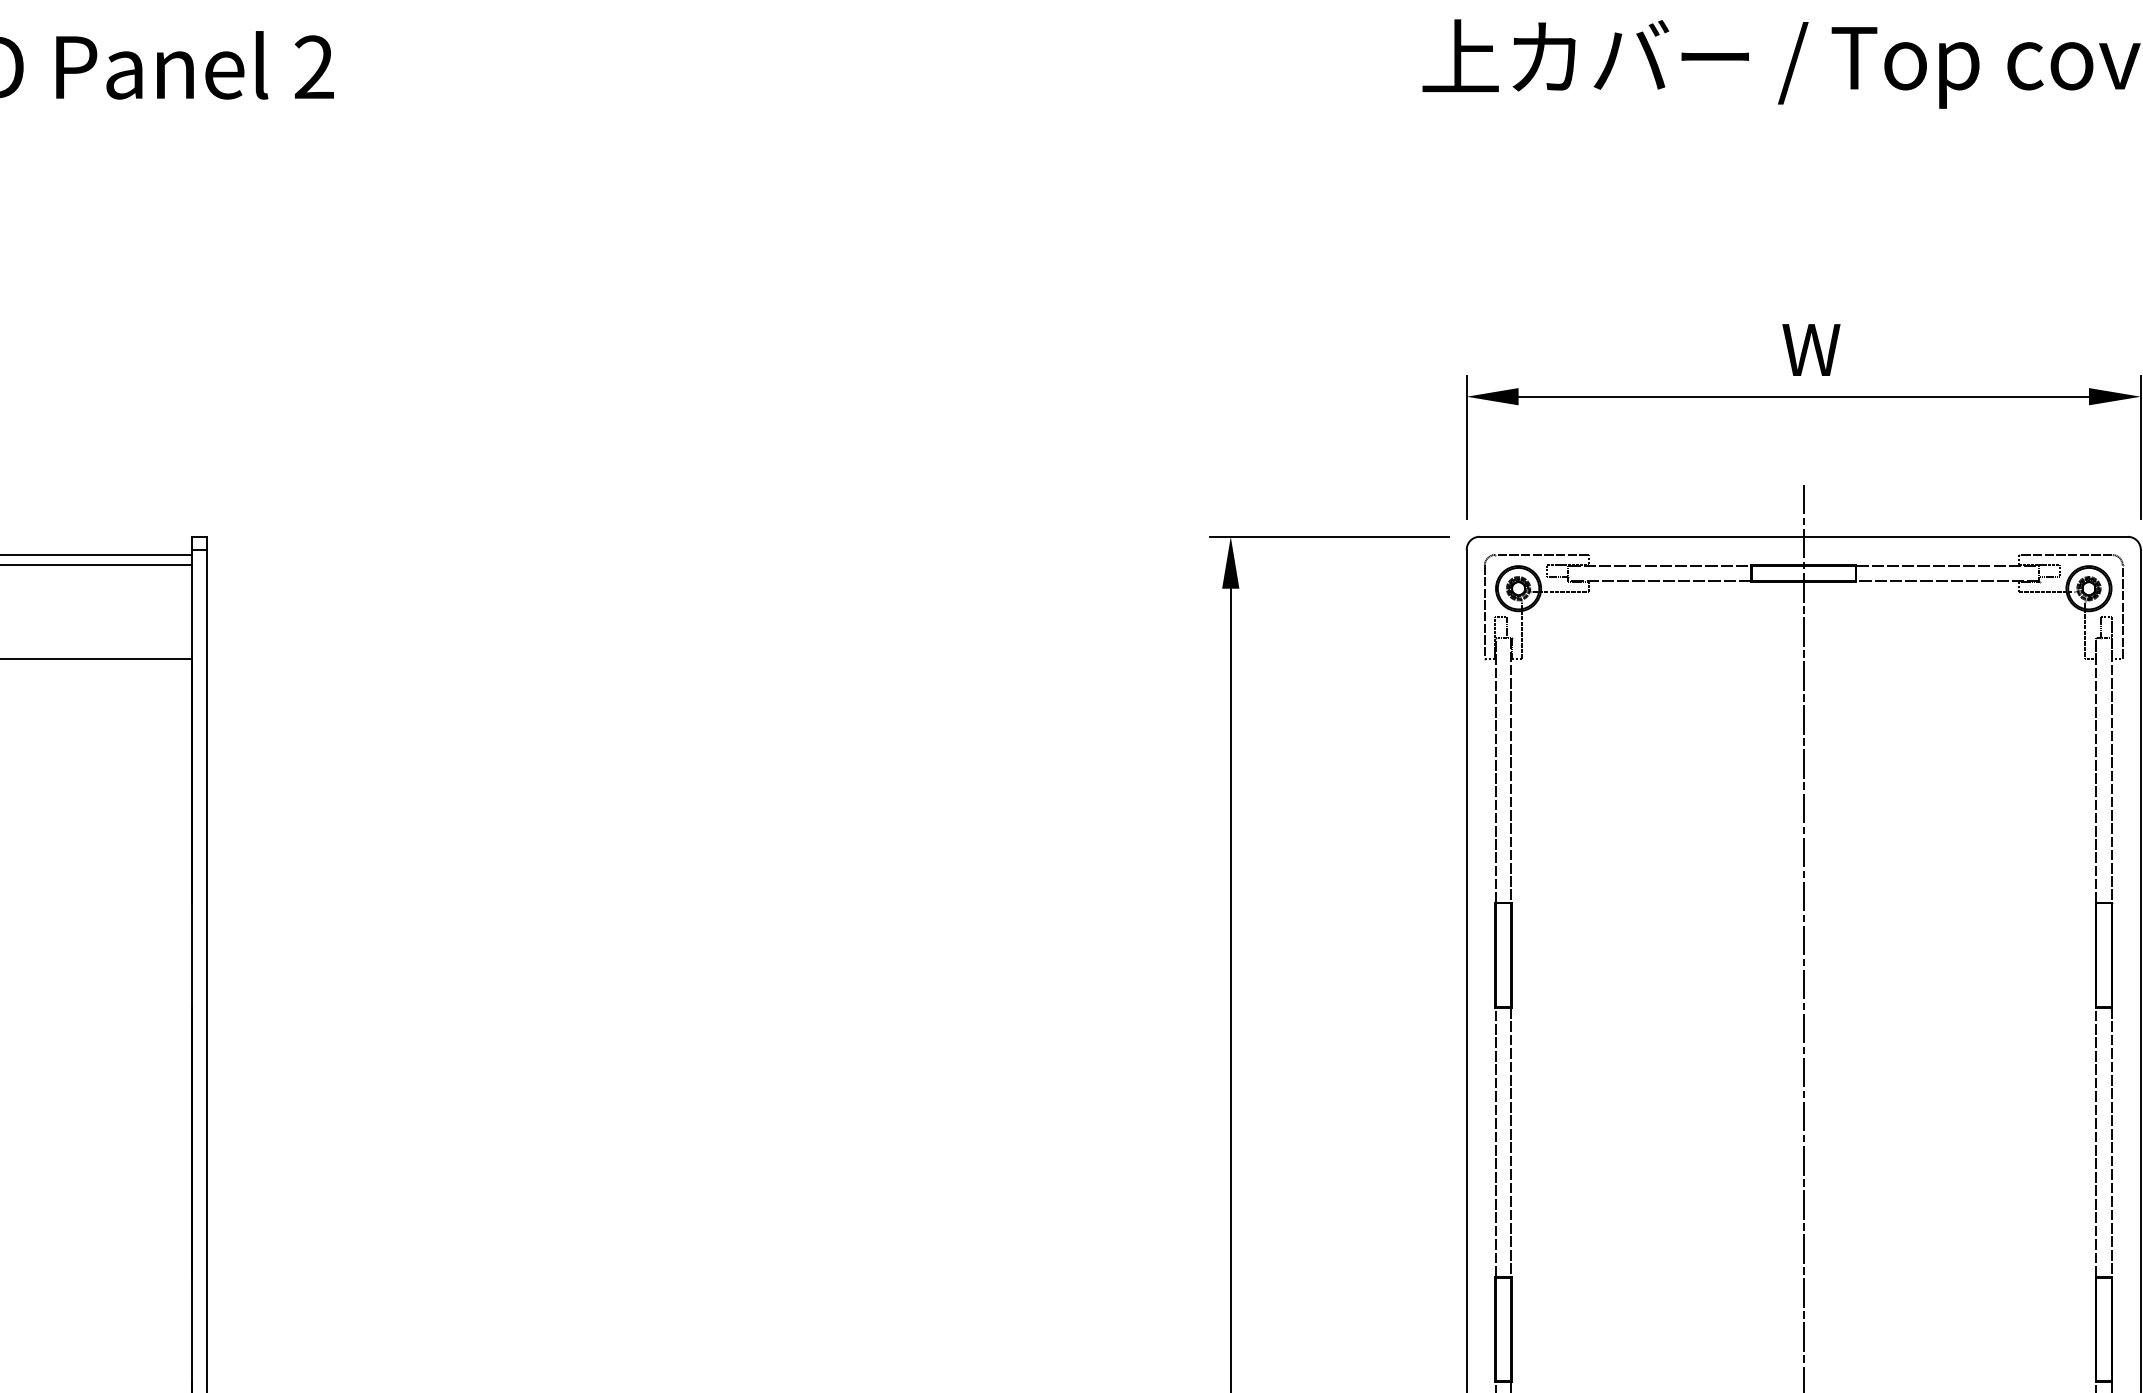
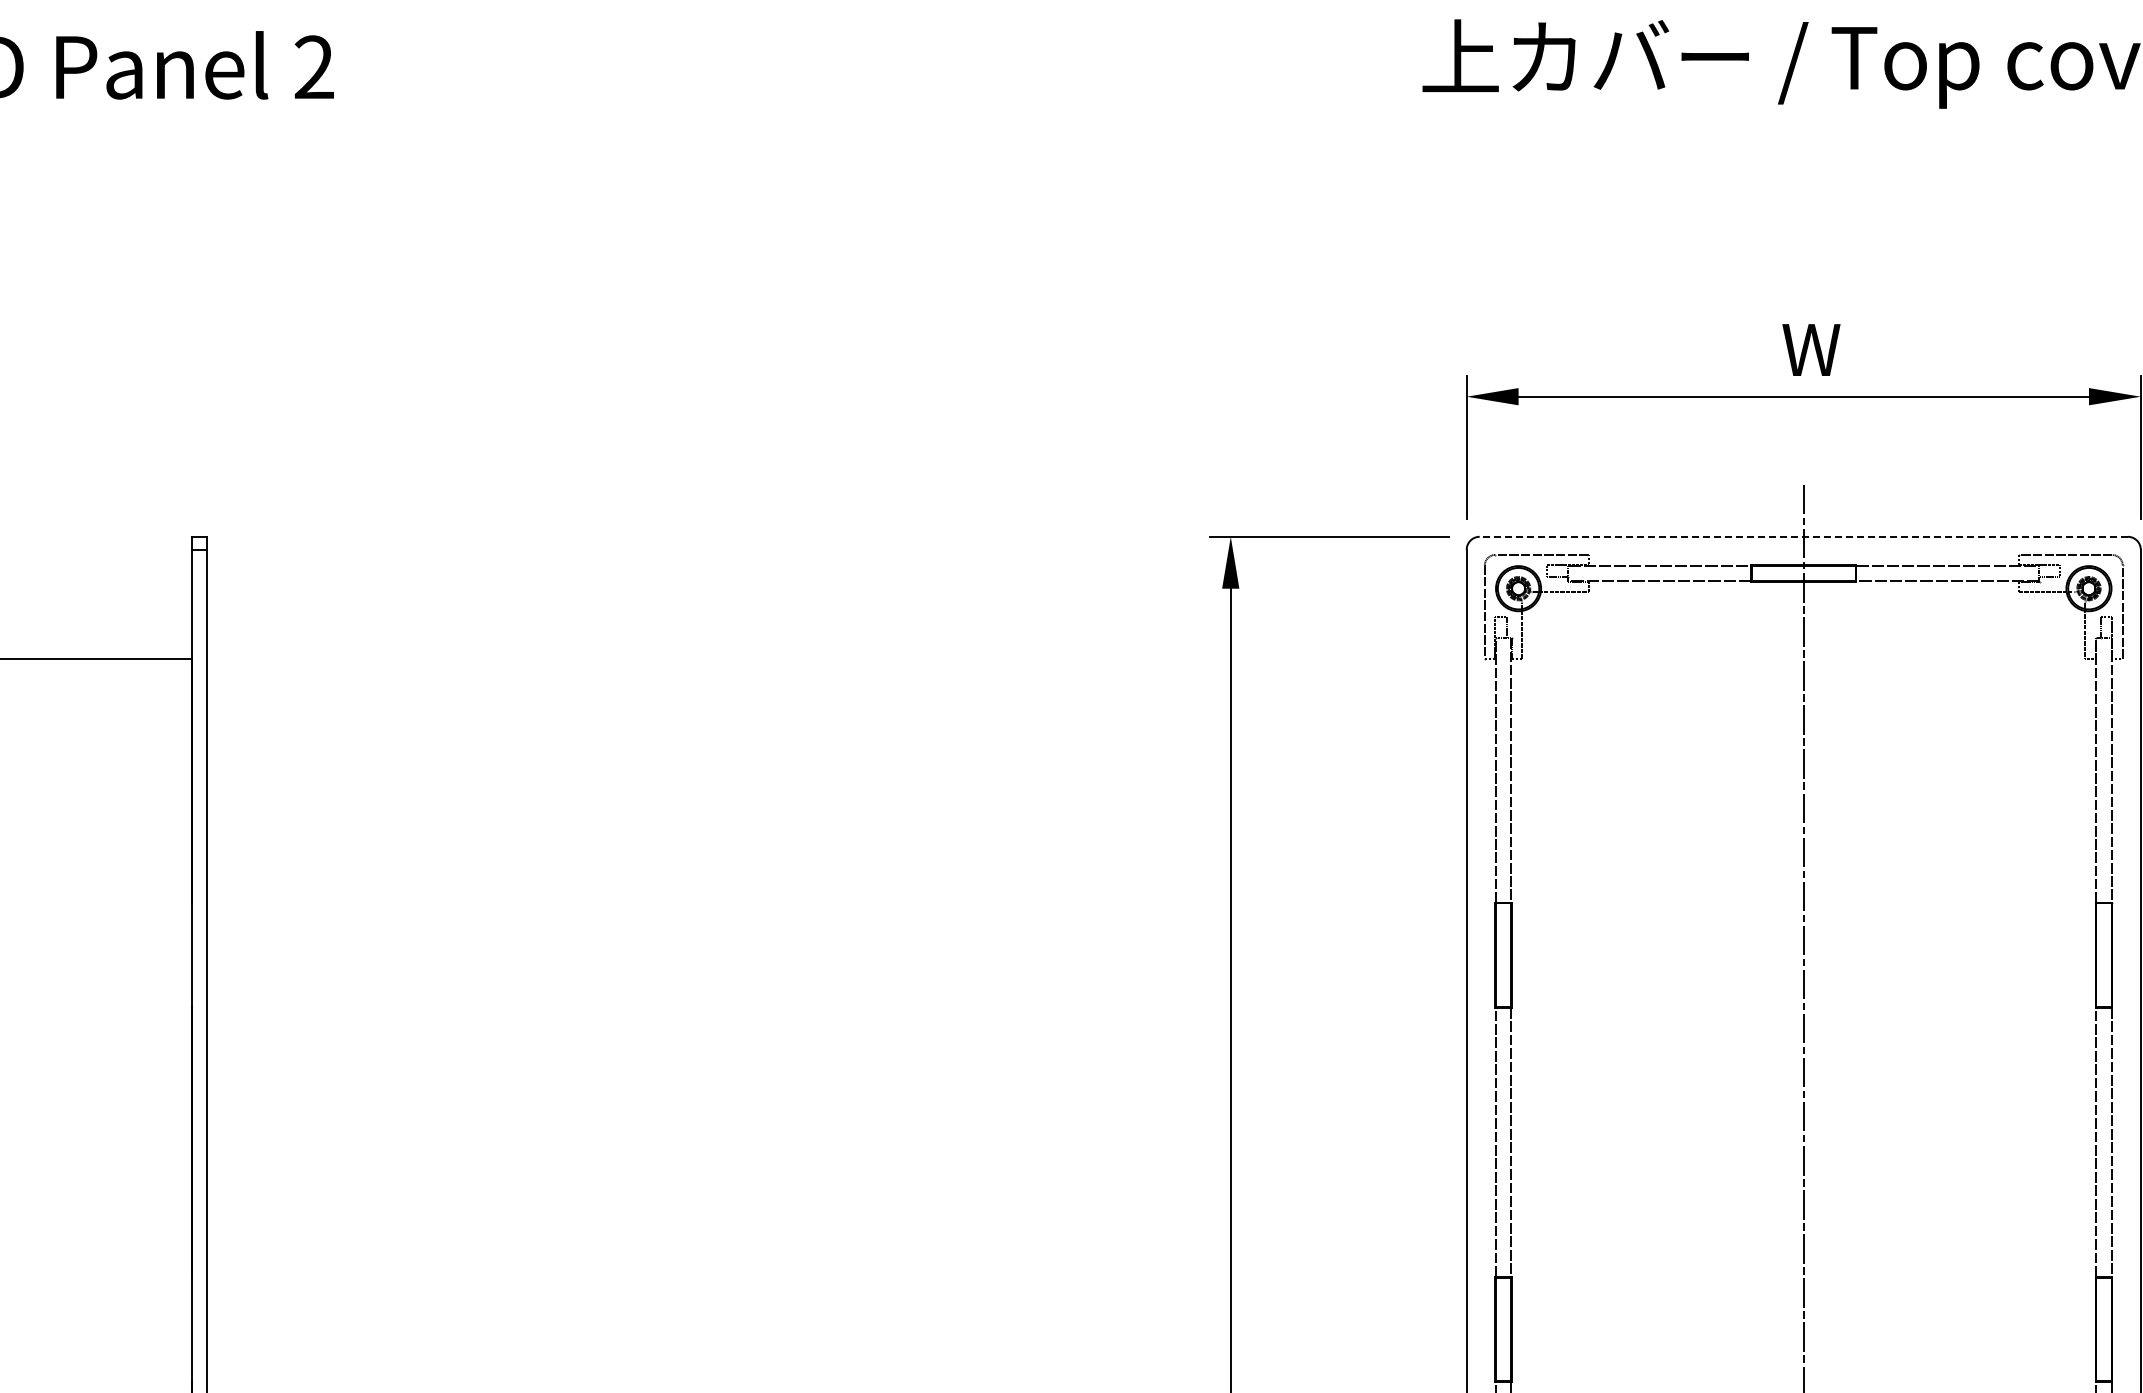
line: solid -> dashed (1803, 536)
line: present -> none (96, 554)
line: present -> none (96, 565)
